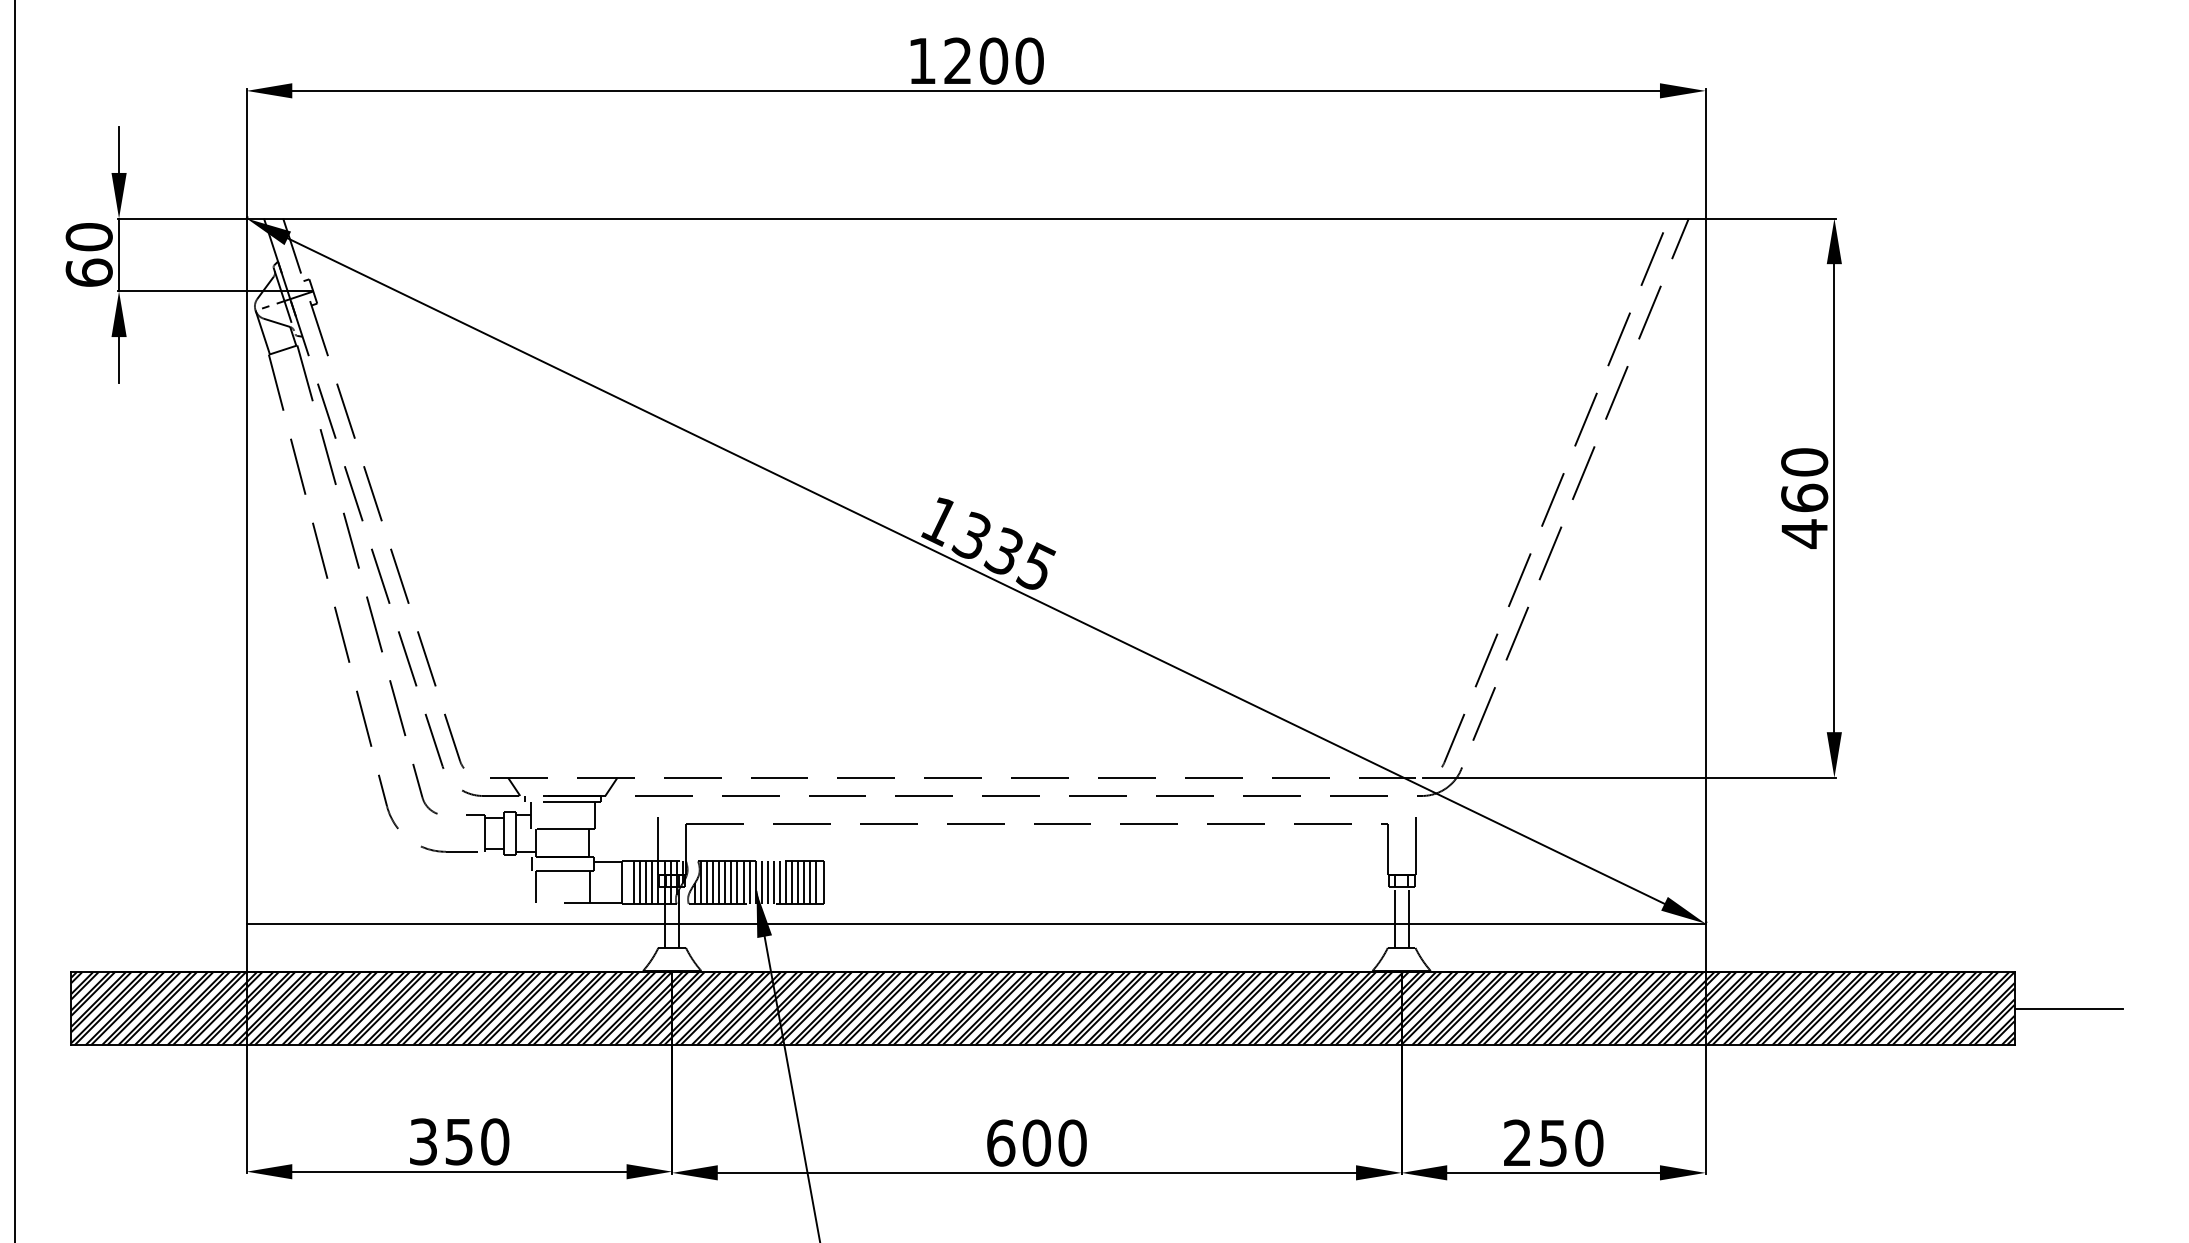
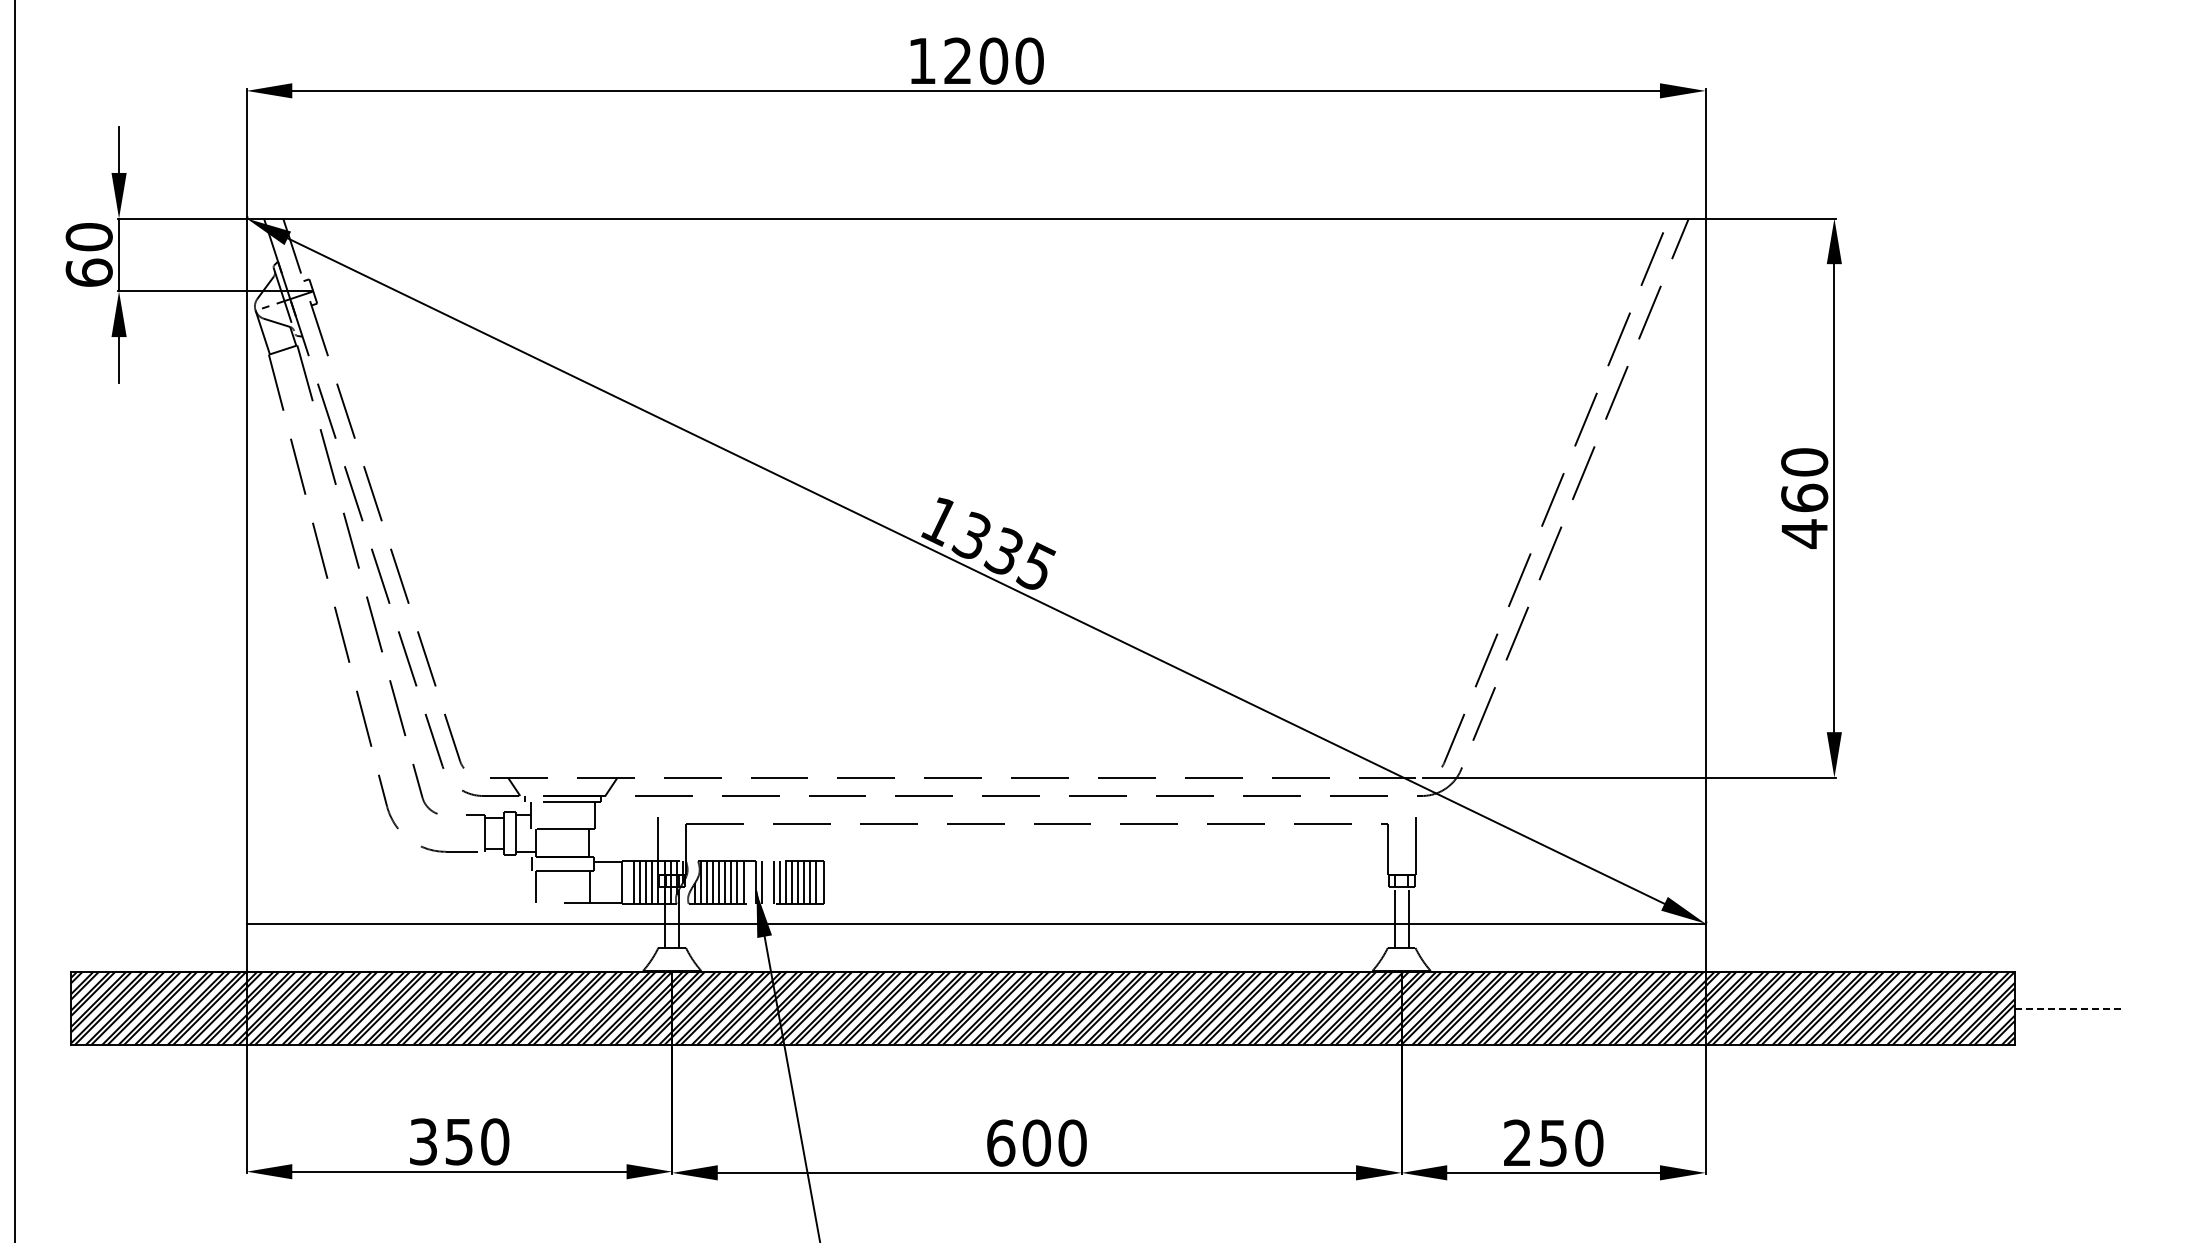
line: present -> none (749, 882)
line: present -> none (767, 882)
line: solid -> dashed (2069, 1008)
